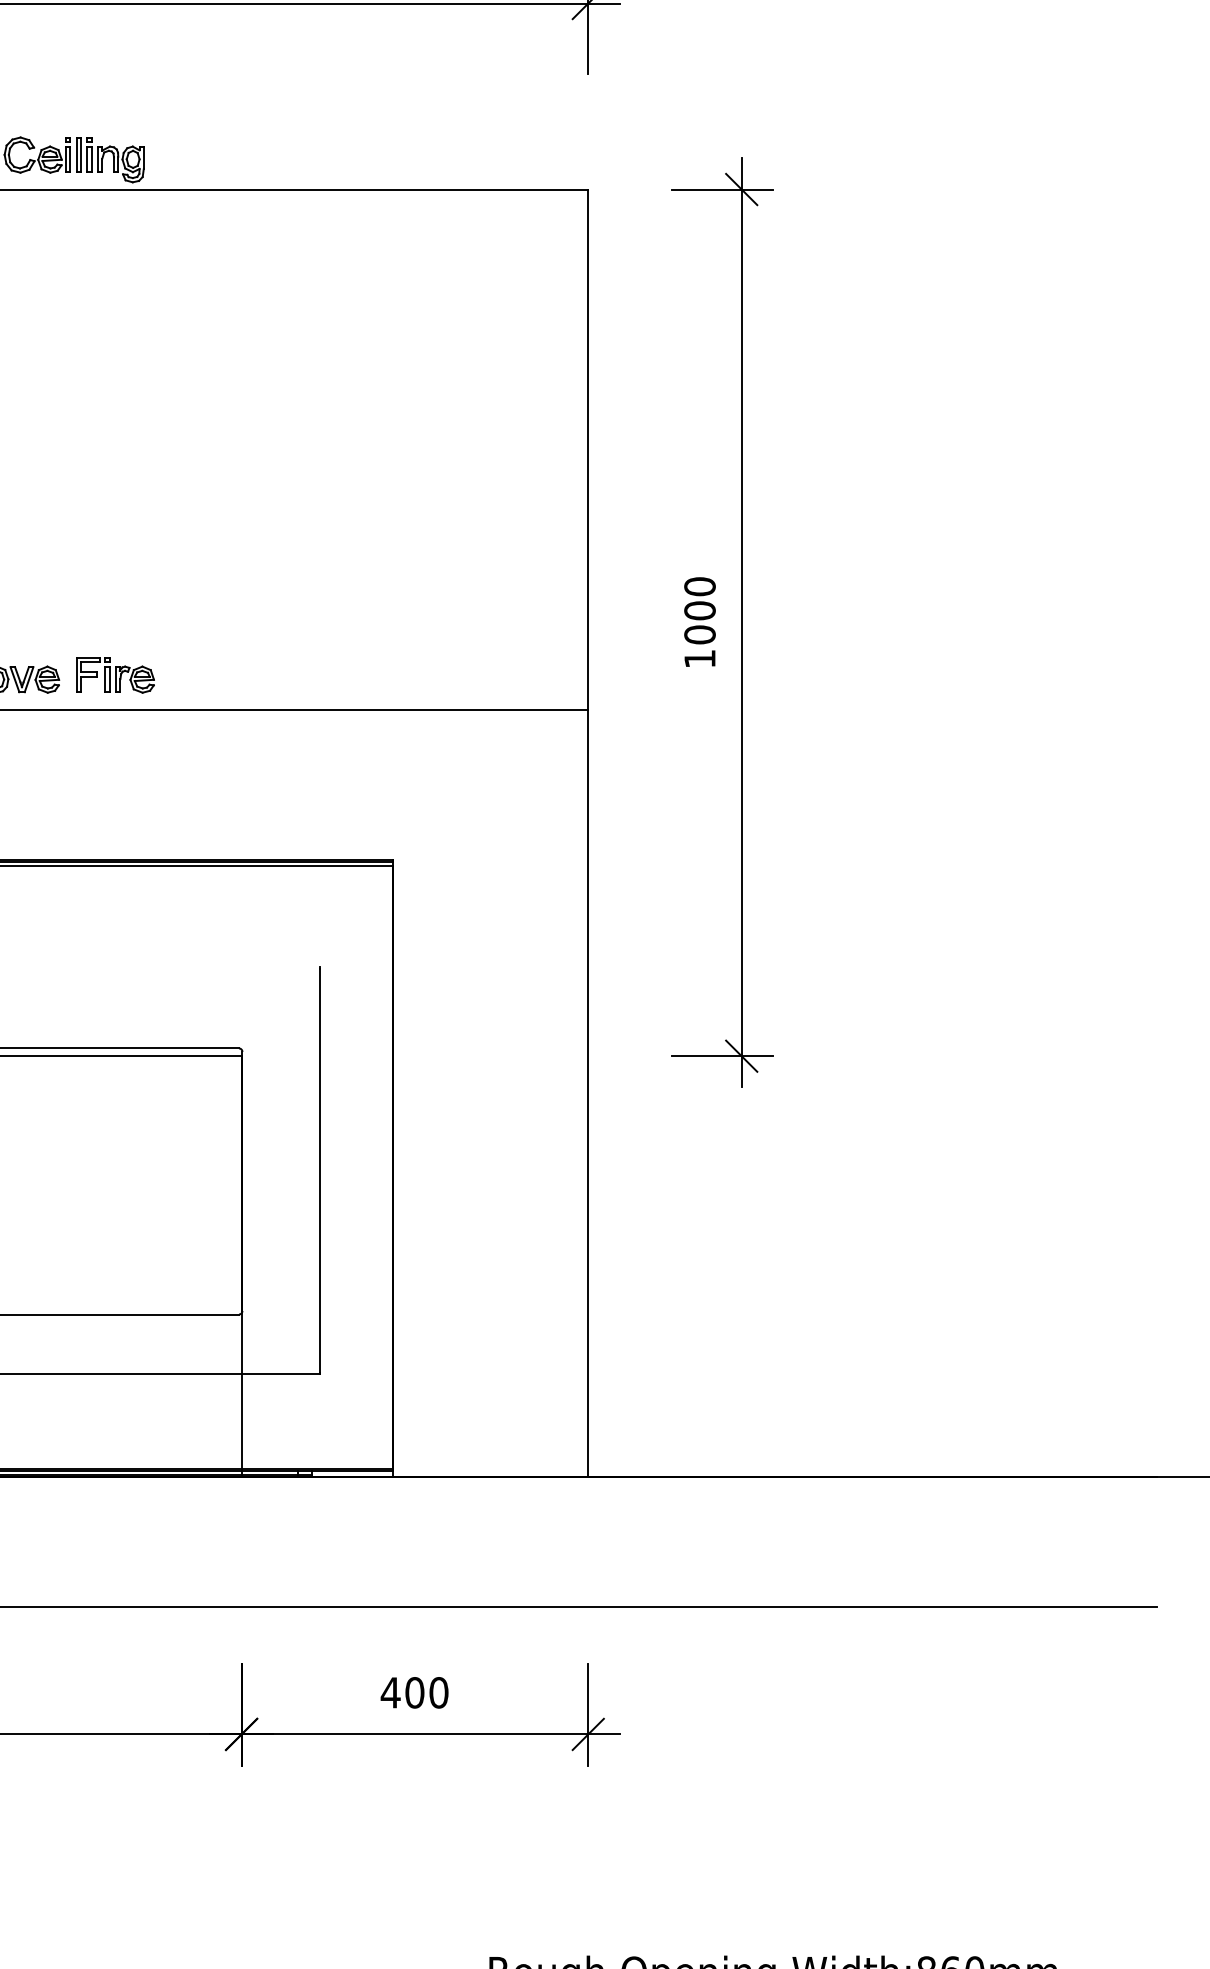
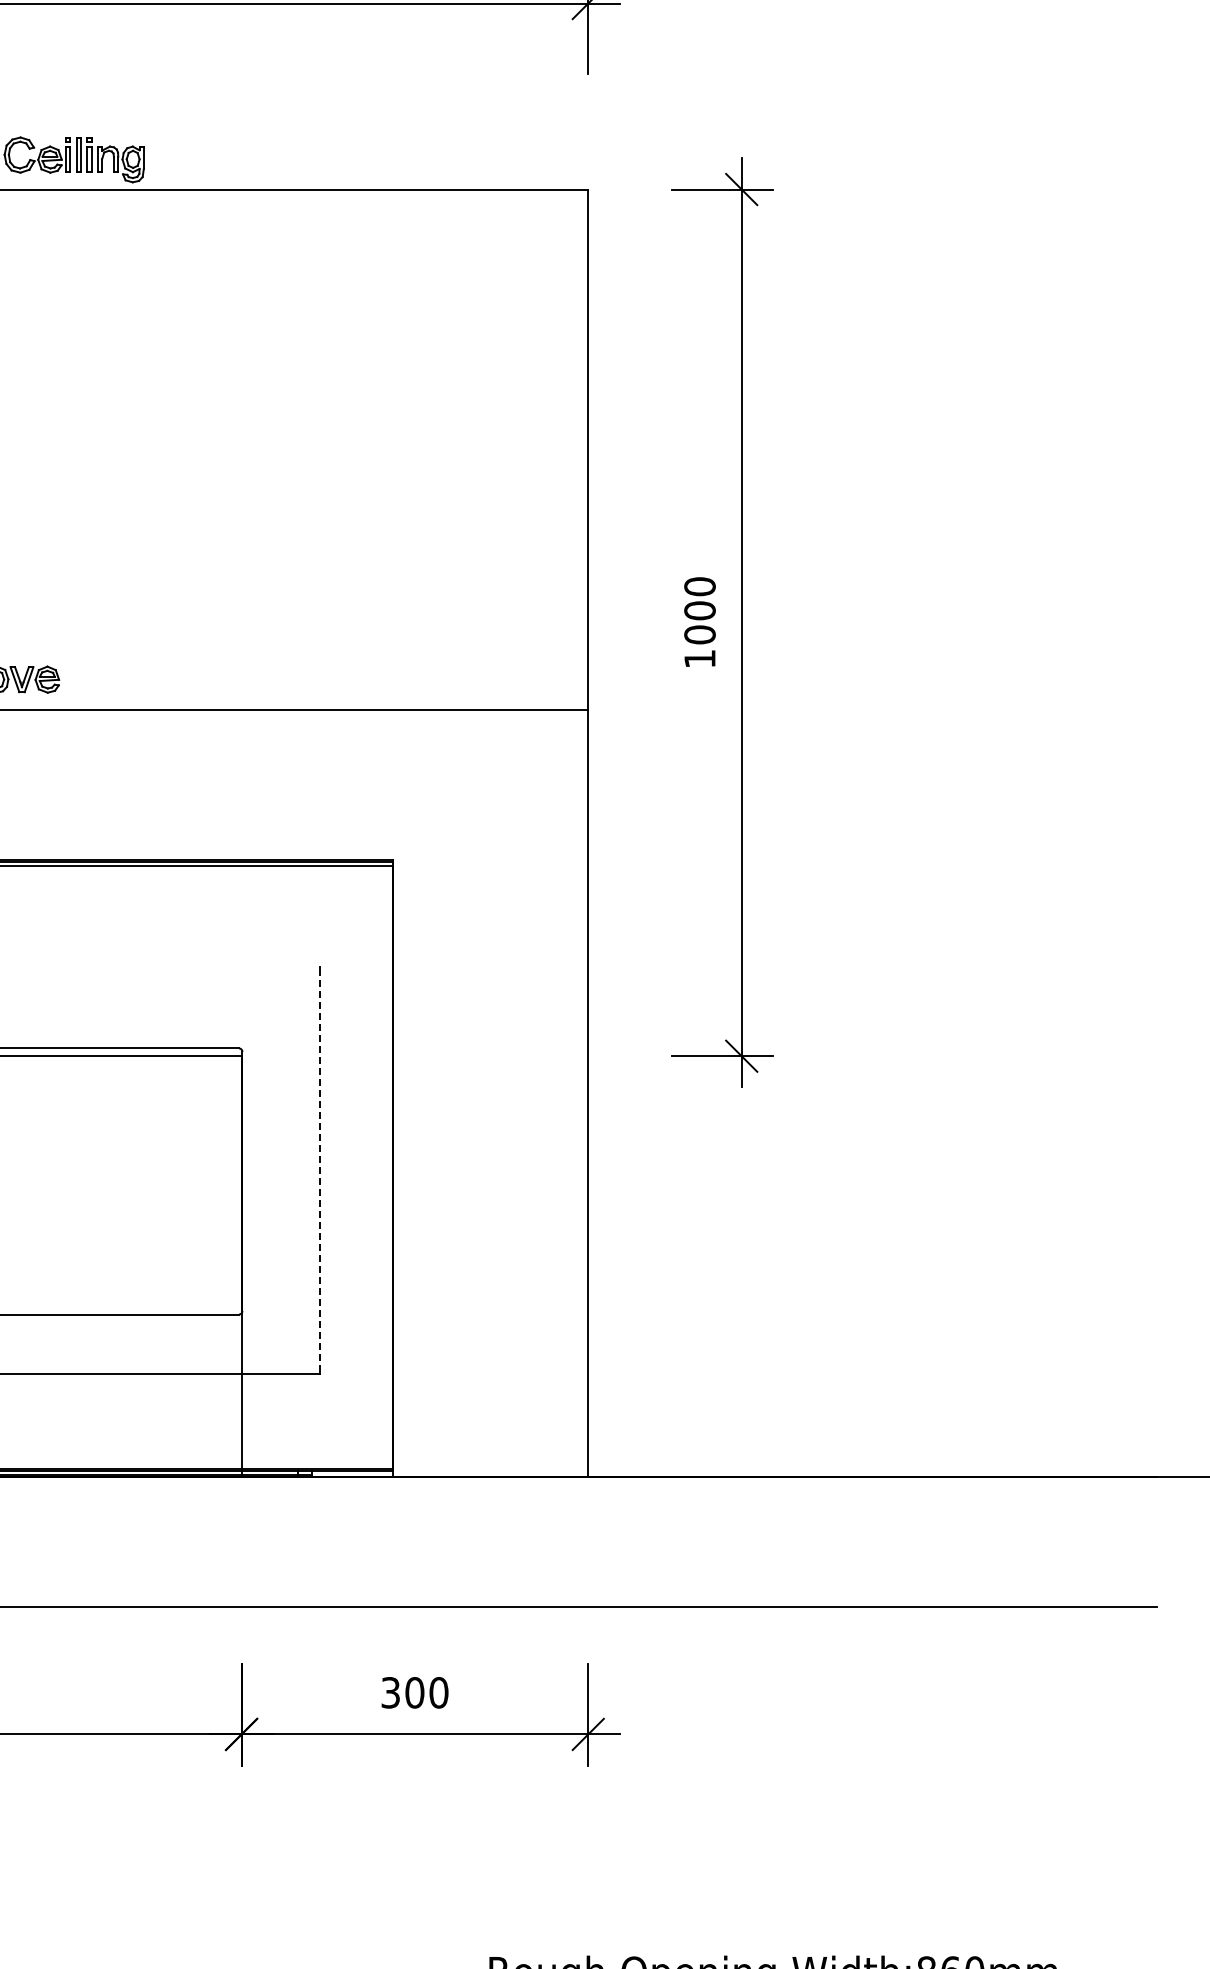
part: present -> none (115, 675)
line: solid -> dashed (319, 1171)
text: 400 -> 300 (390, 1692)
